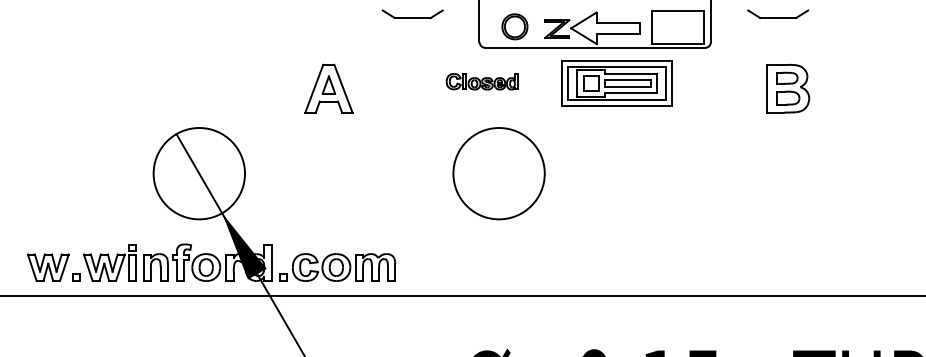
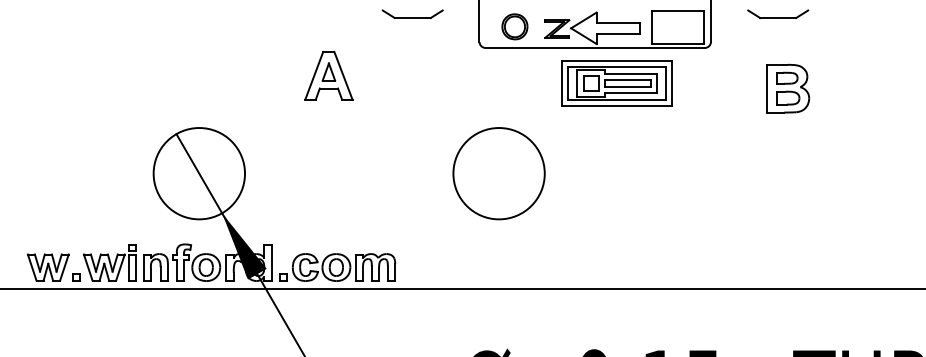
part: present -> none (481, 81)
part position: (328, 88) -> (328, 75) (328, 75)
line position: (462, 295) -> (462, 288) (462, 288)
